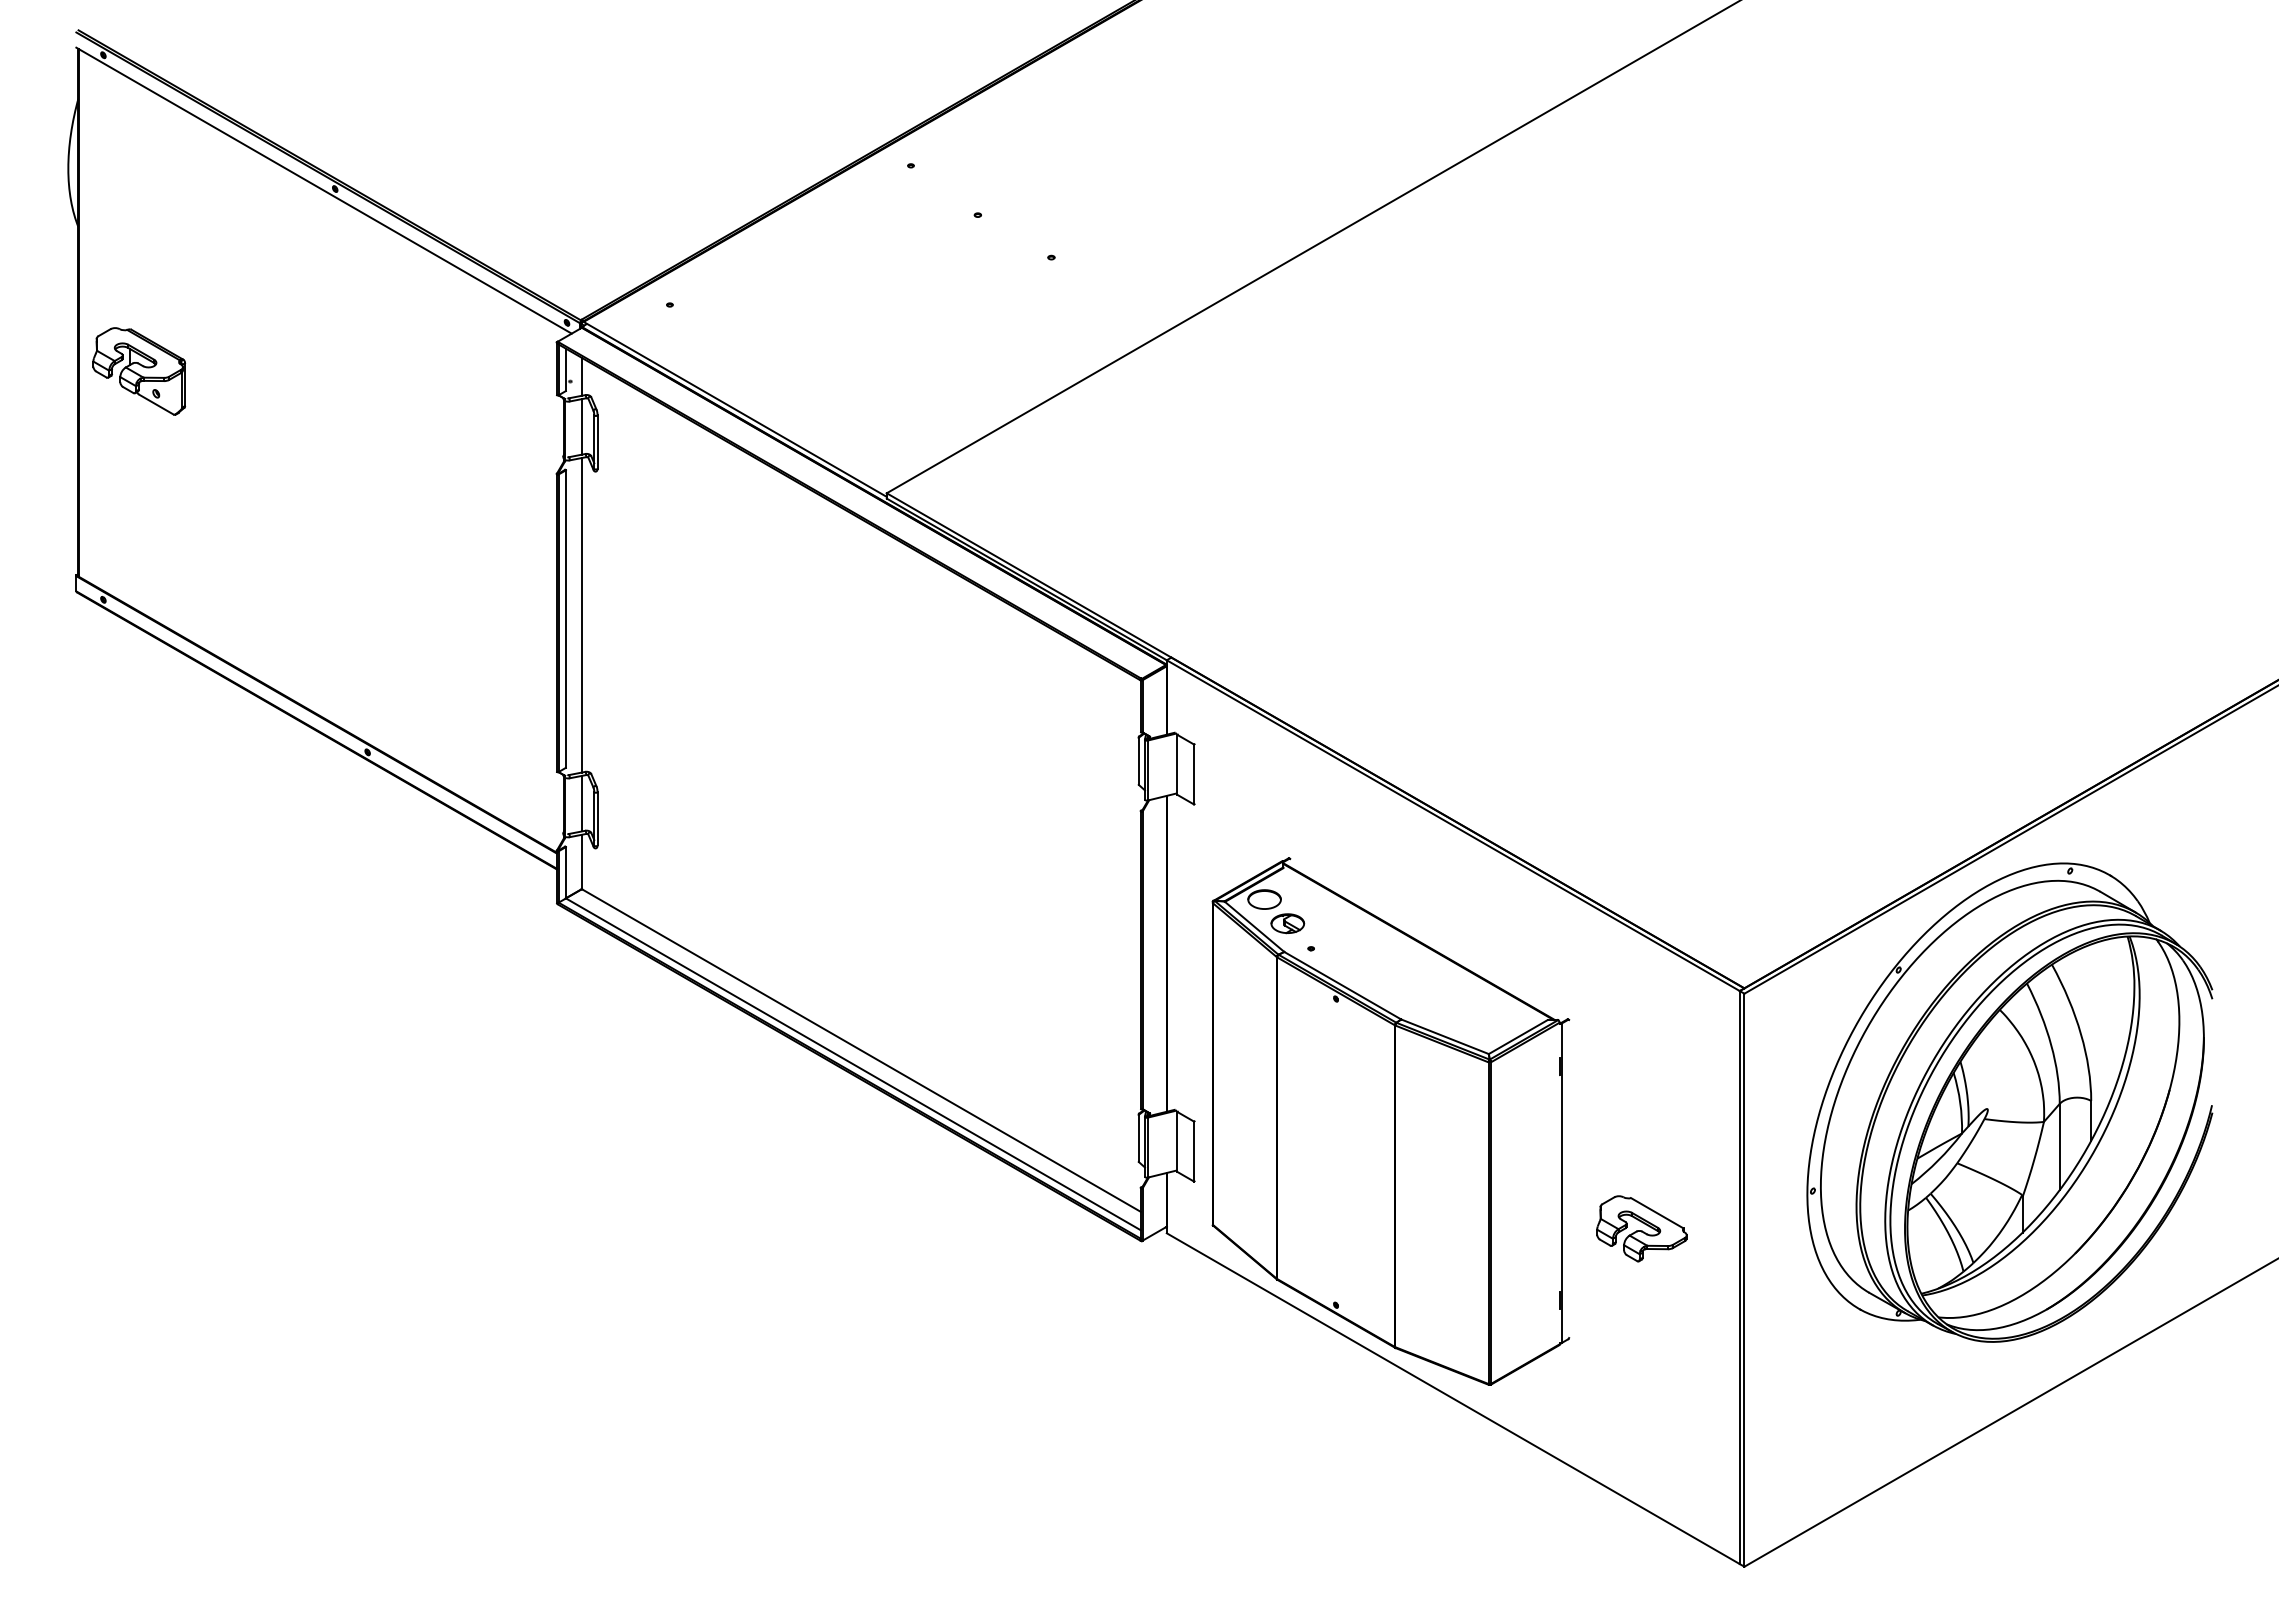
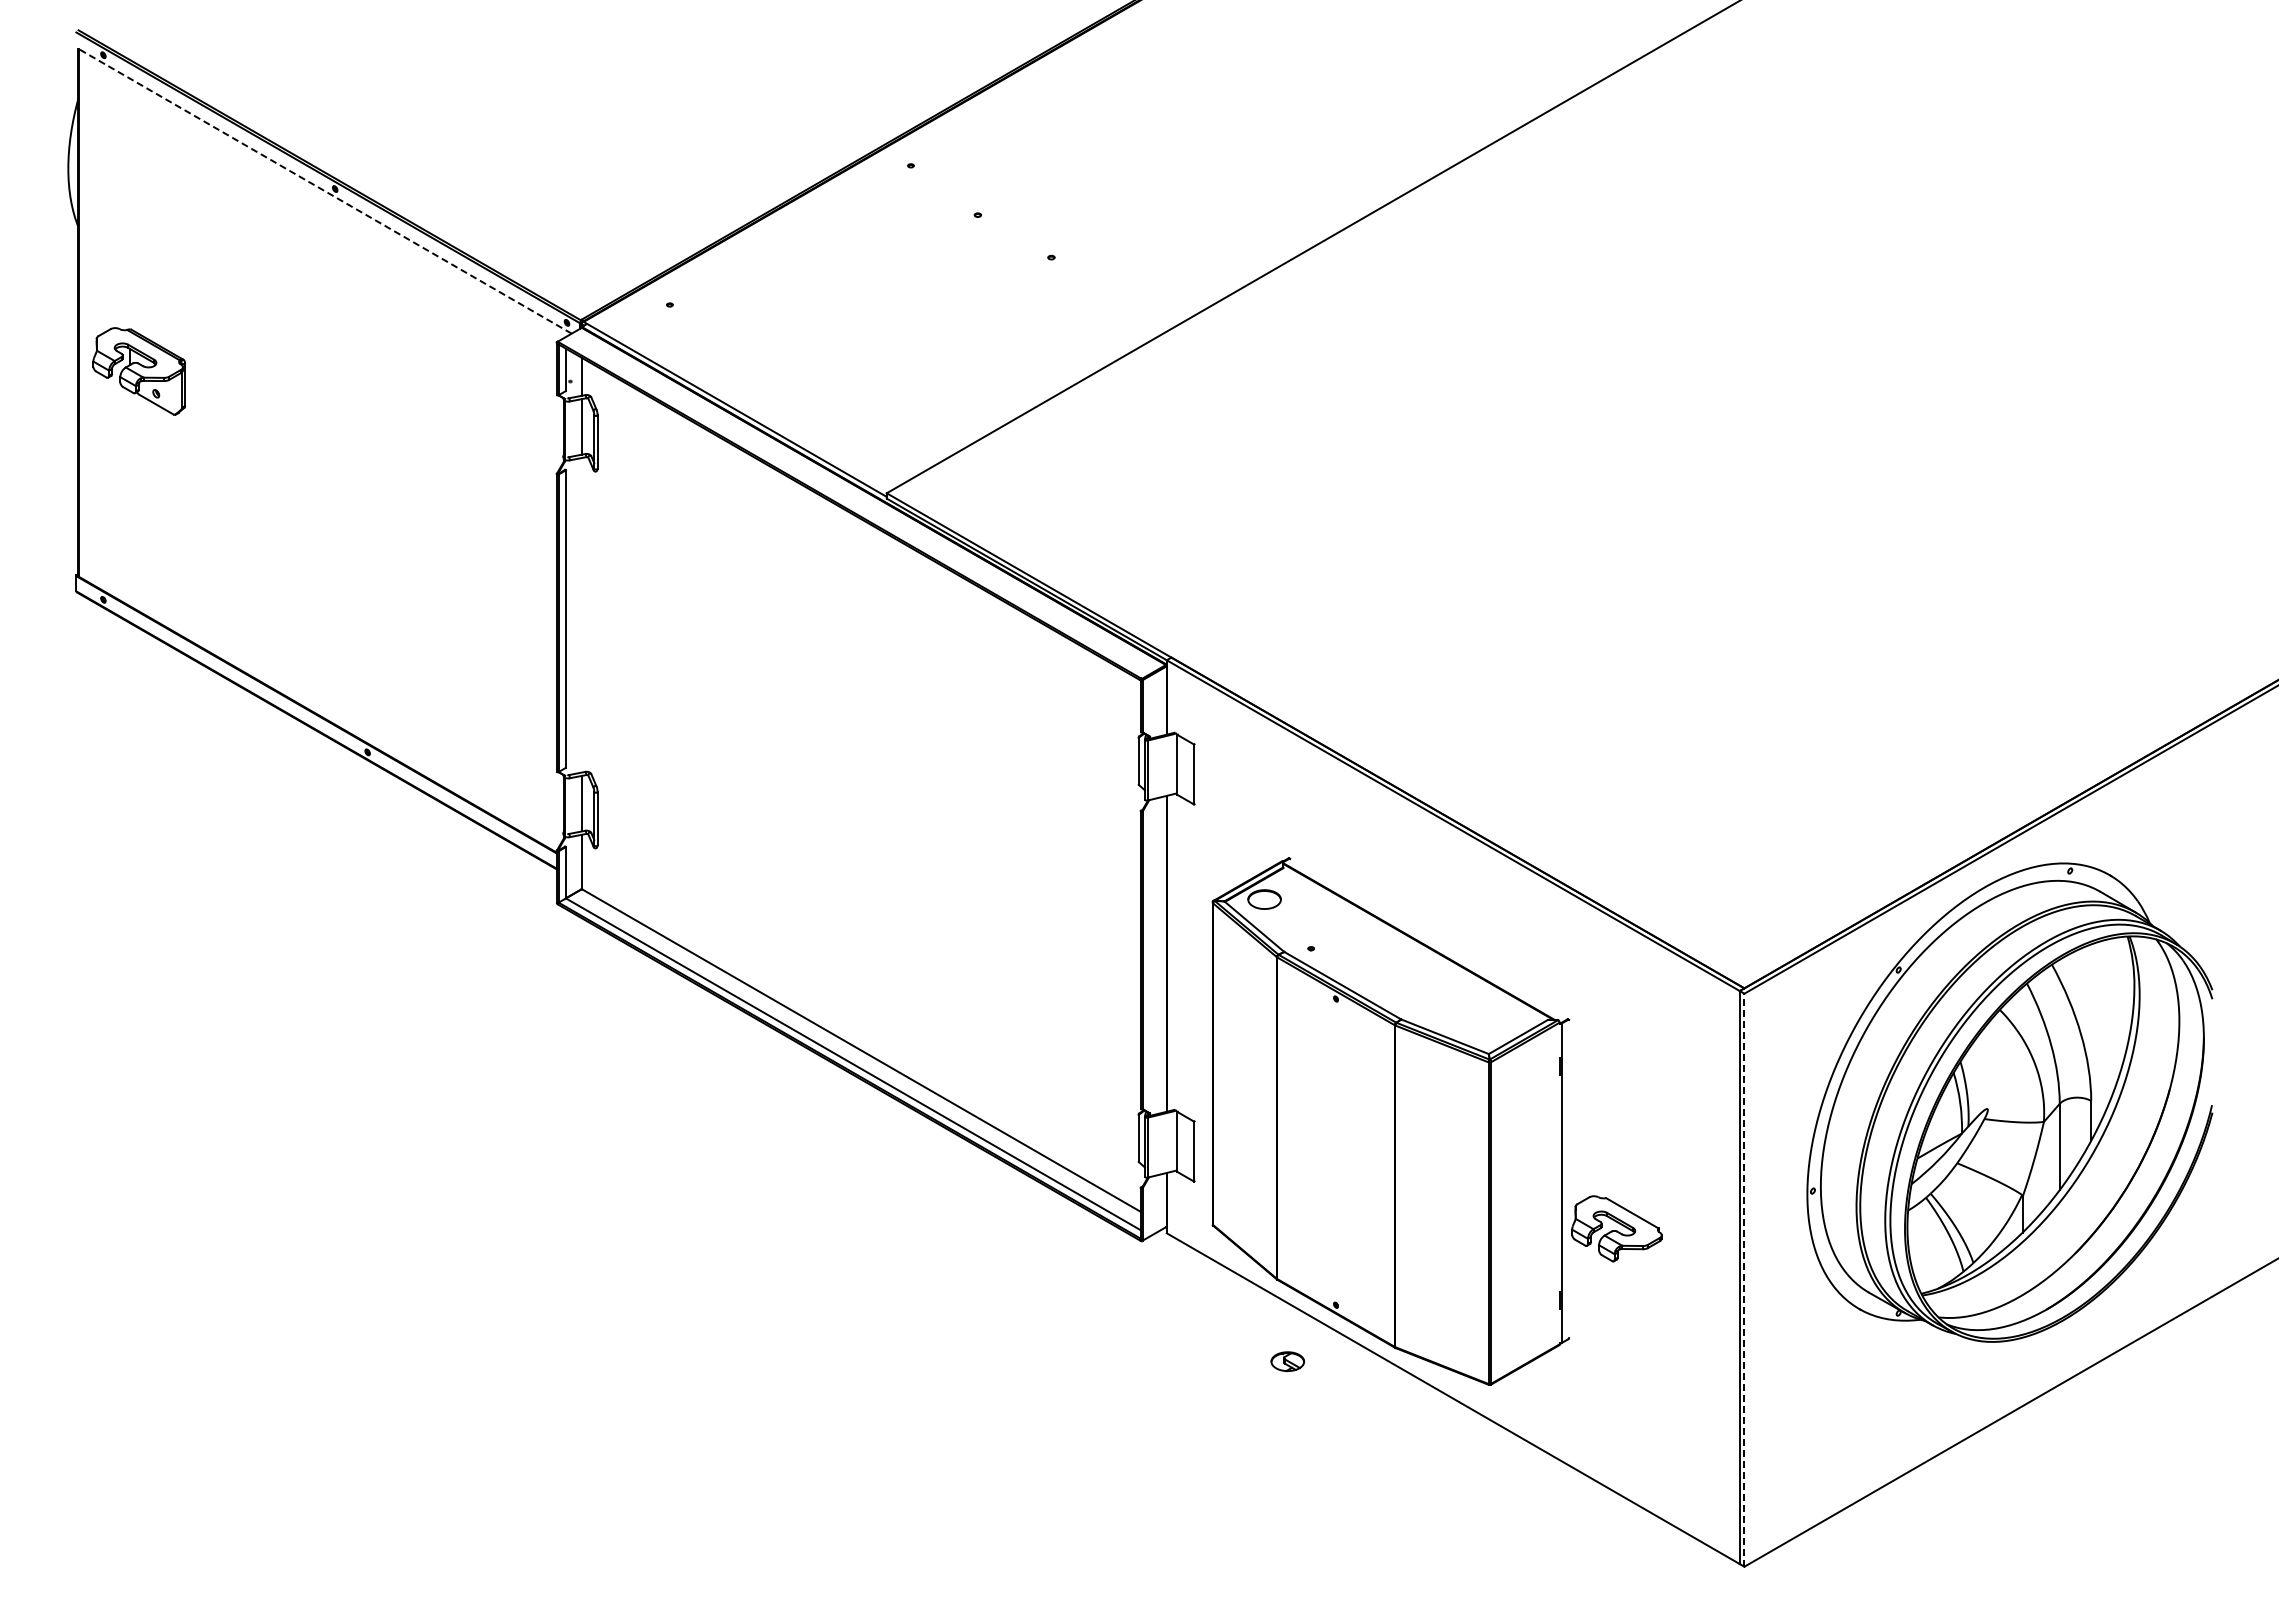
line: solid -> dashed (323, 190)
line: present -> none (581, 615)
part position: (1287, 923) -> (1287, 1361) (1287, 1361)
part position: (1641, 1228) -> (1616, 1228) (1616, 1228)
line: solid -> dashed (1744, 1280)
